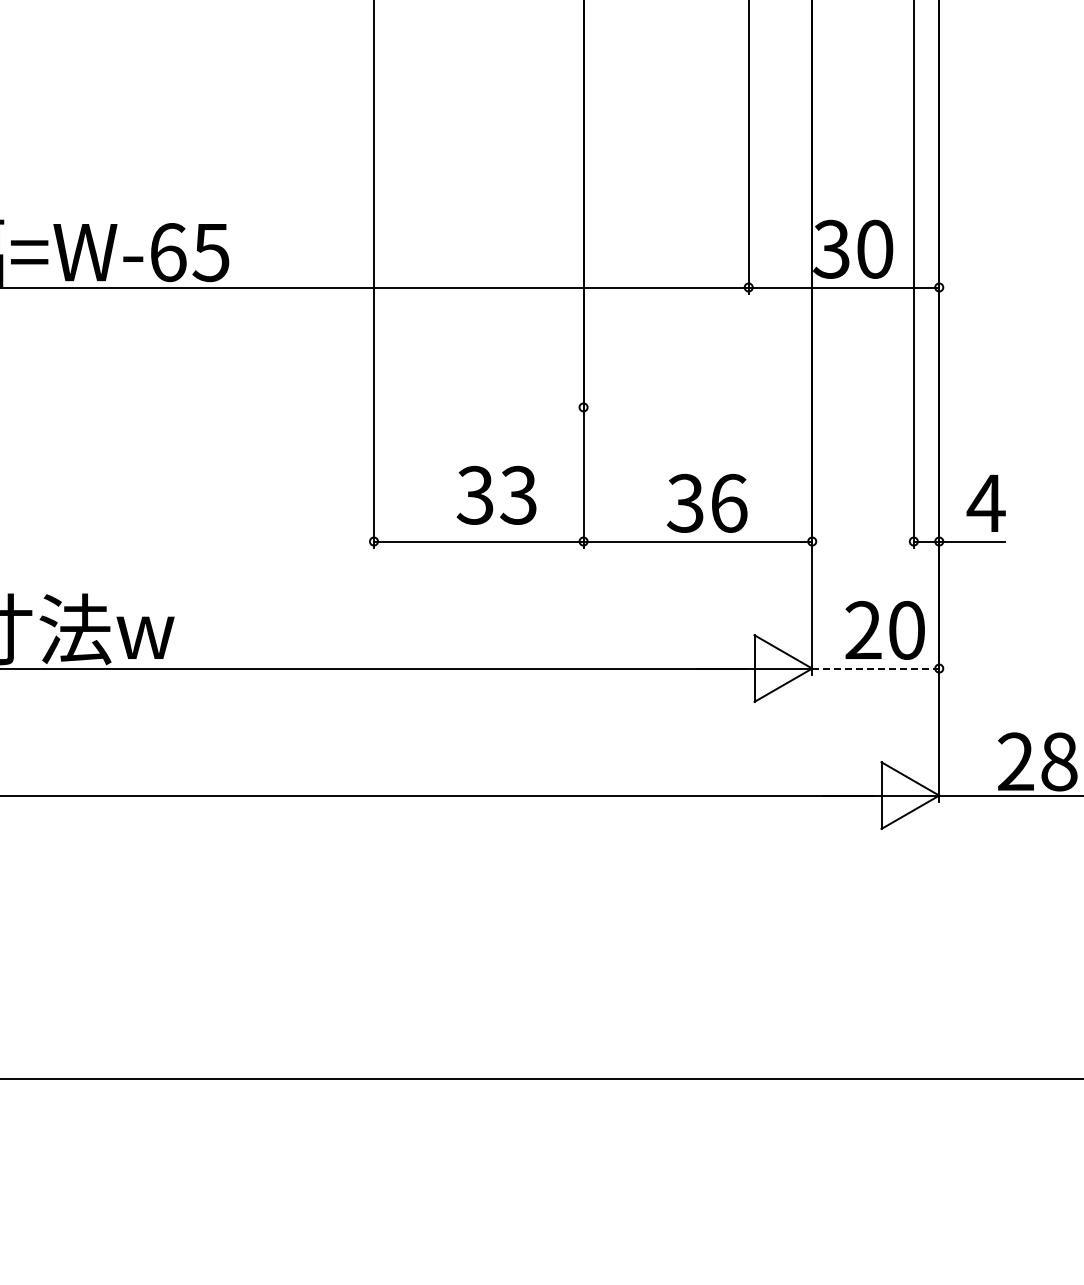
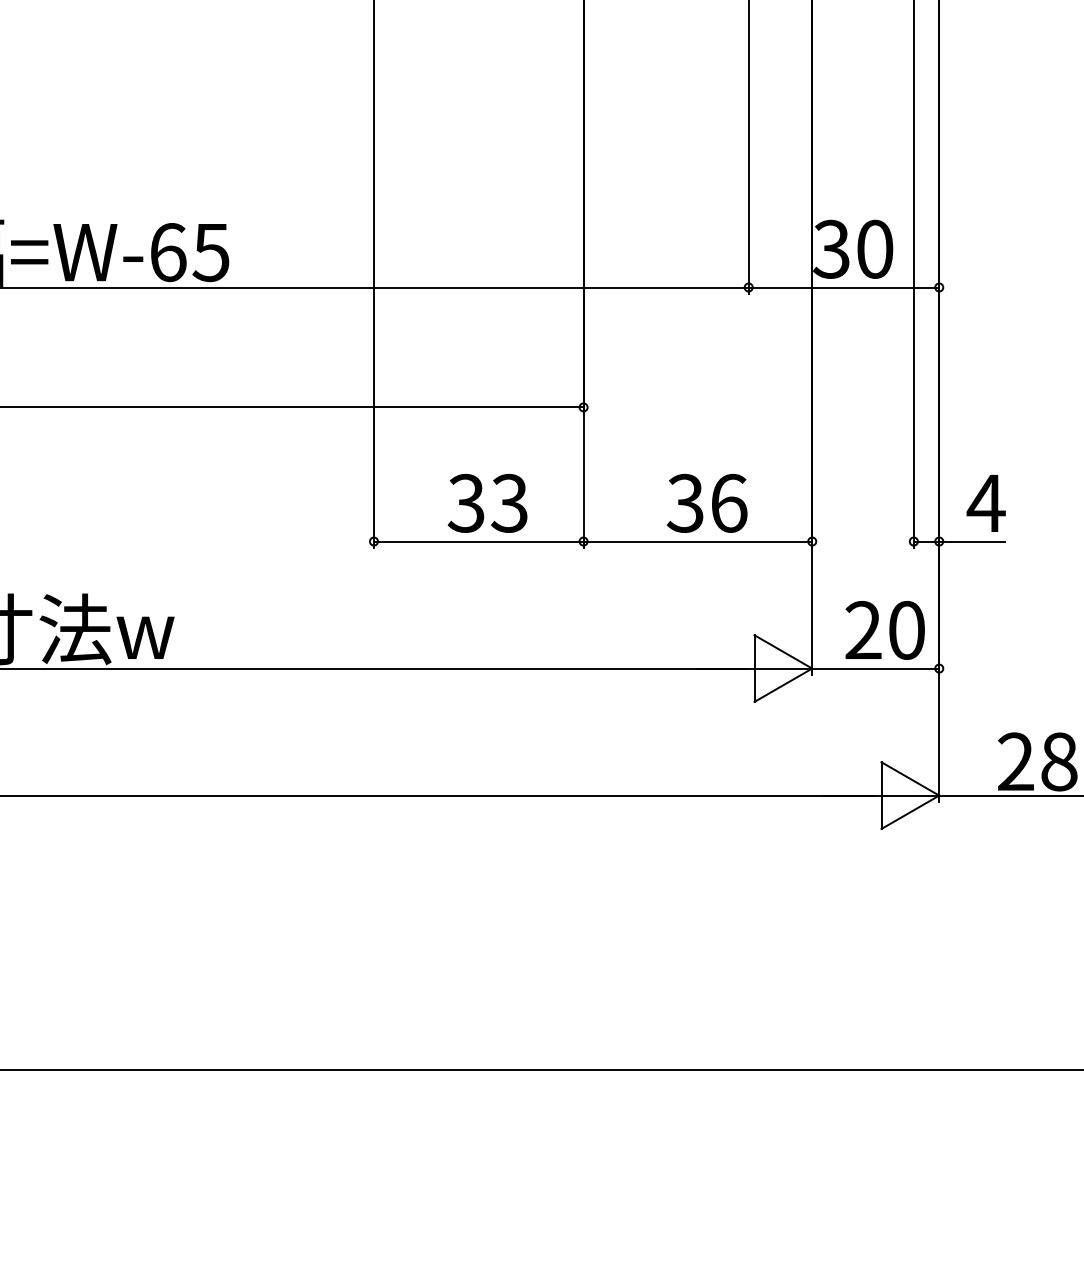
line: none -> present (292, 407)
text position: (496, 494) -> (487, 502) (487, 502)
line: dashed -> solid (875, 668)
line position: (541, 1078) -> (541, 1069) (541, 1069)
